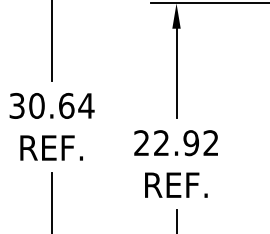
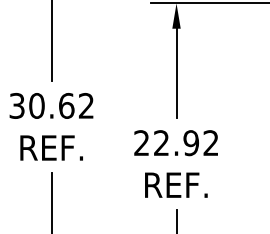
text: 30.64 -> 30.62 (86, 105)
